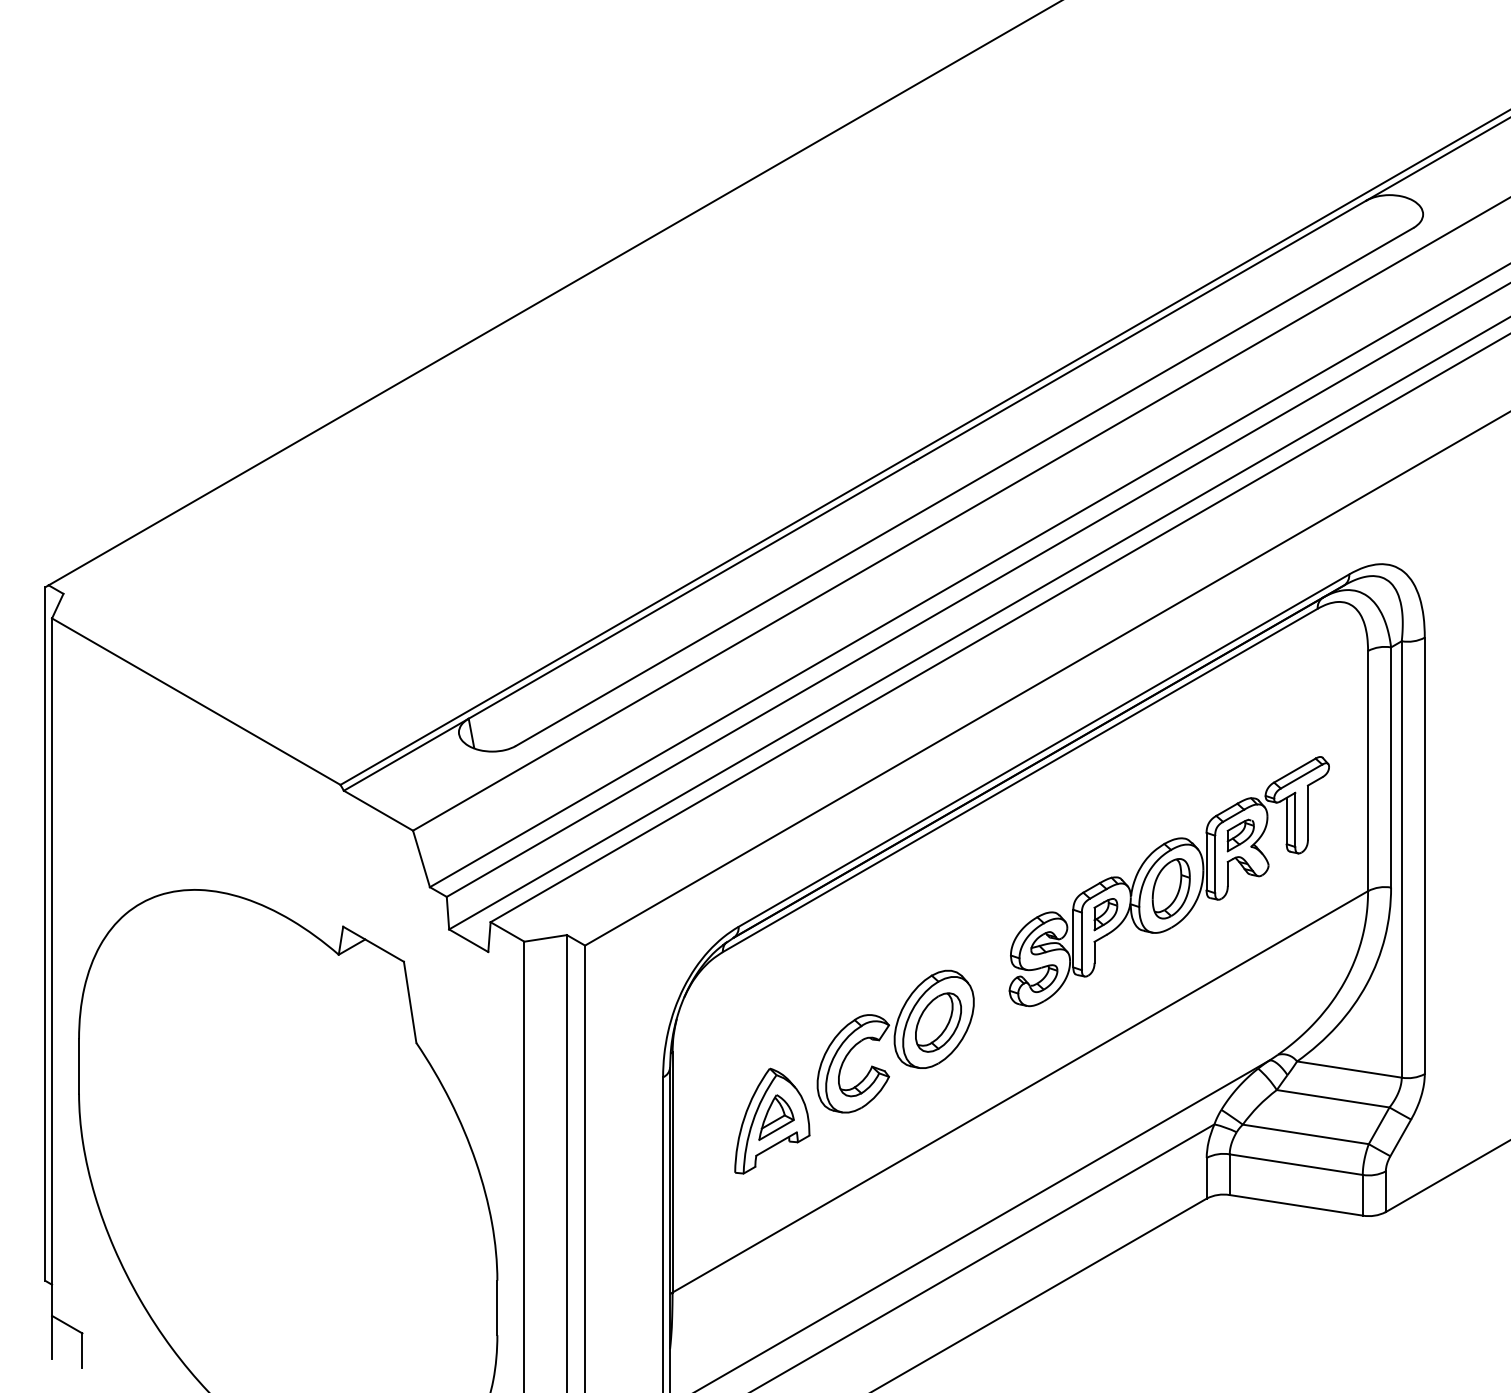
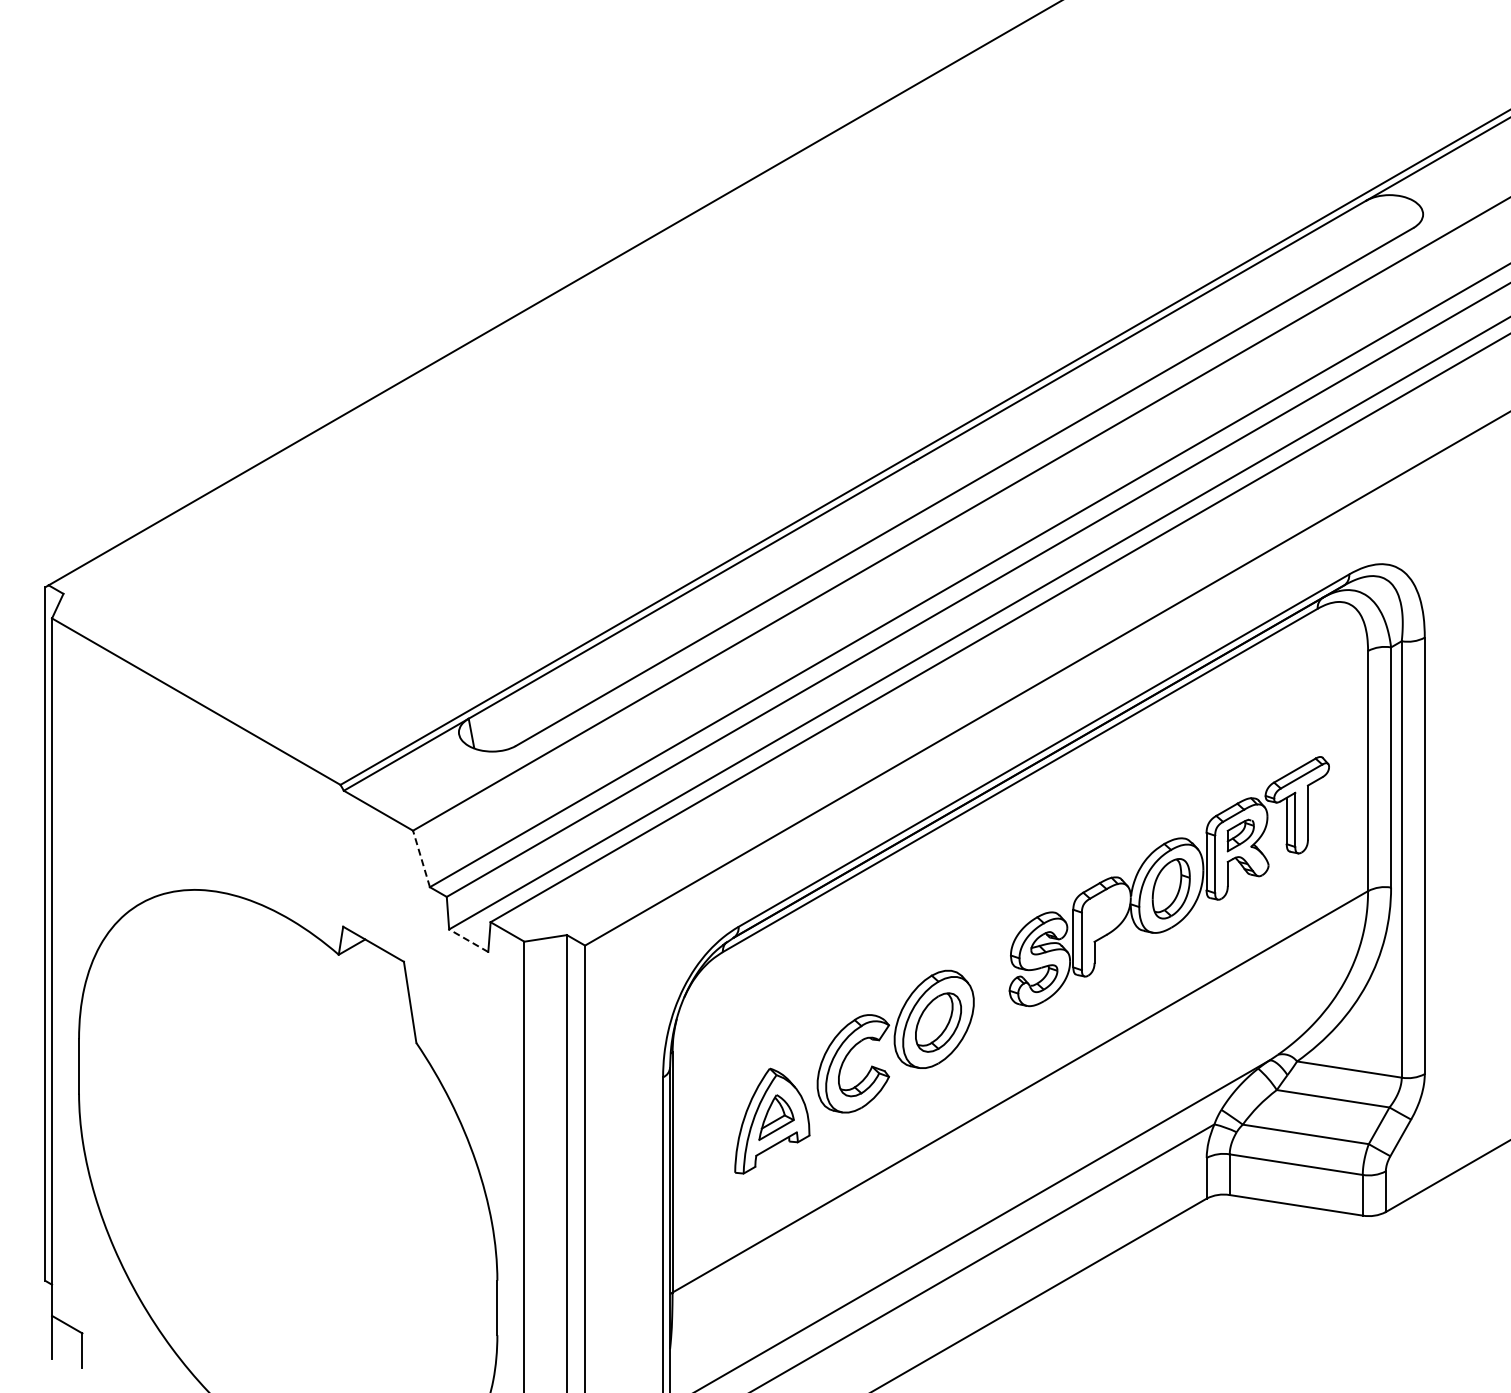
line: solid -> dashed (421, 858)
part: present -> none (1105, 914)
line: solid -> dashed (468, 940)
